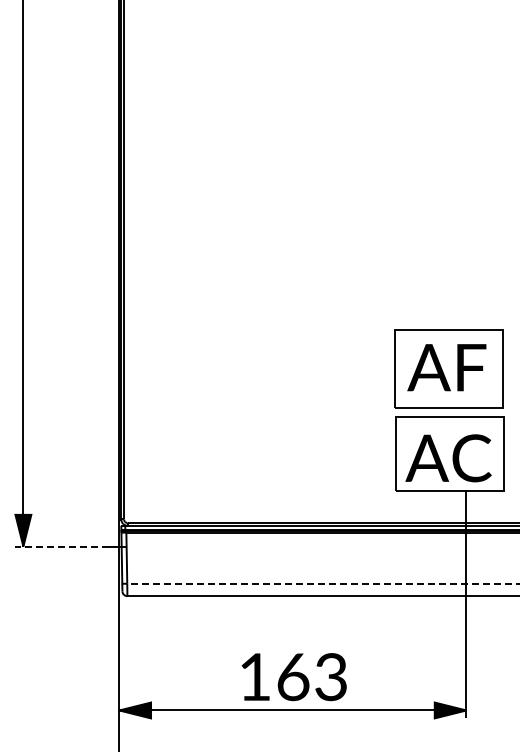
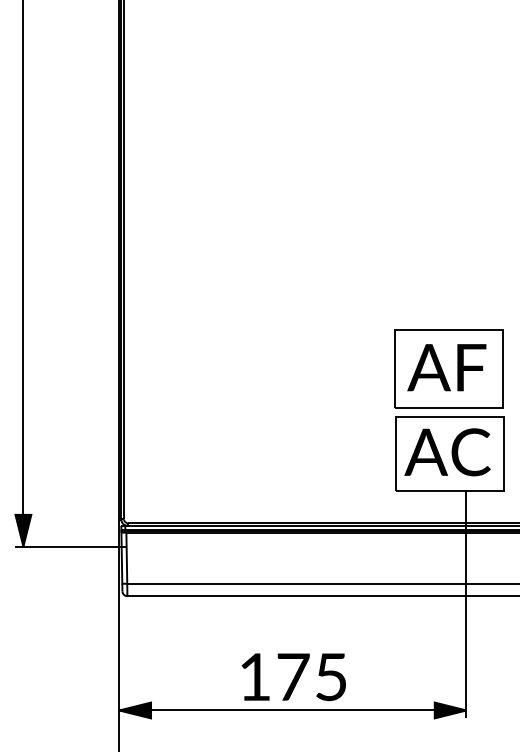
text position: (448, 458) -> (447, 452) (447, 452)
line: dashed -> solid (62, 546)
line: dashed -> solid (323, 583)
text: 163 -> 175 (311, 677)
